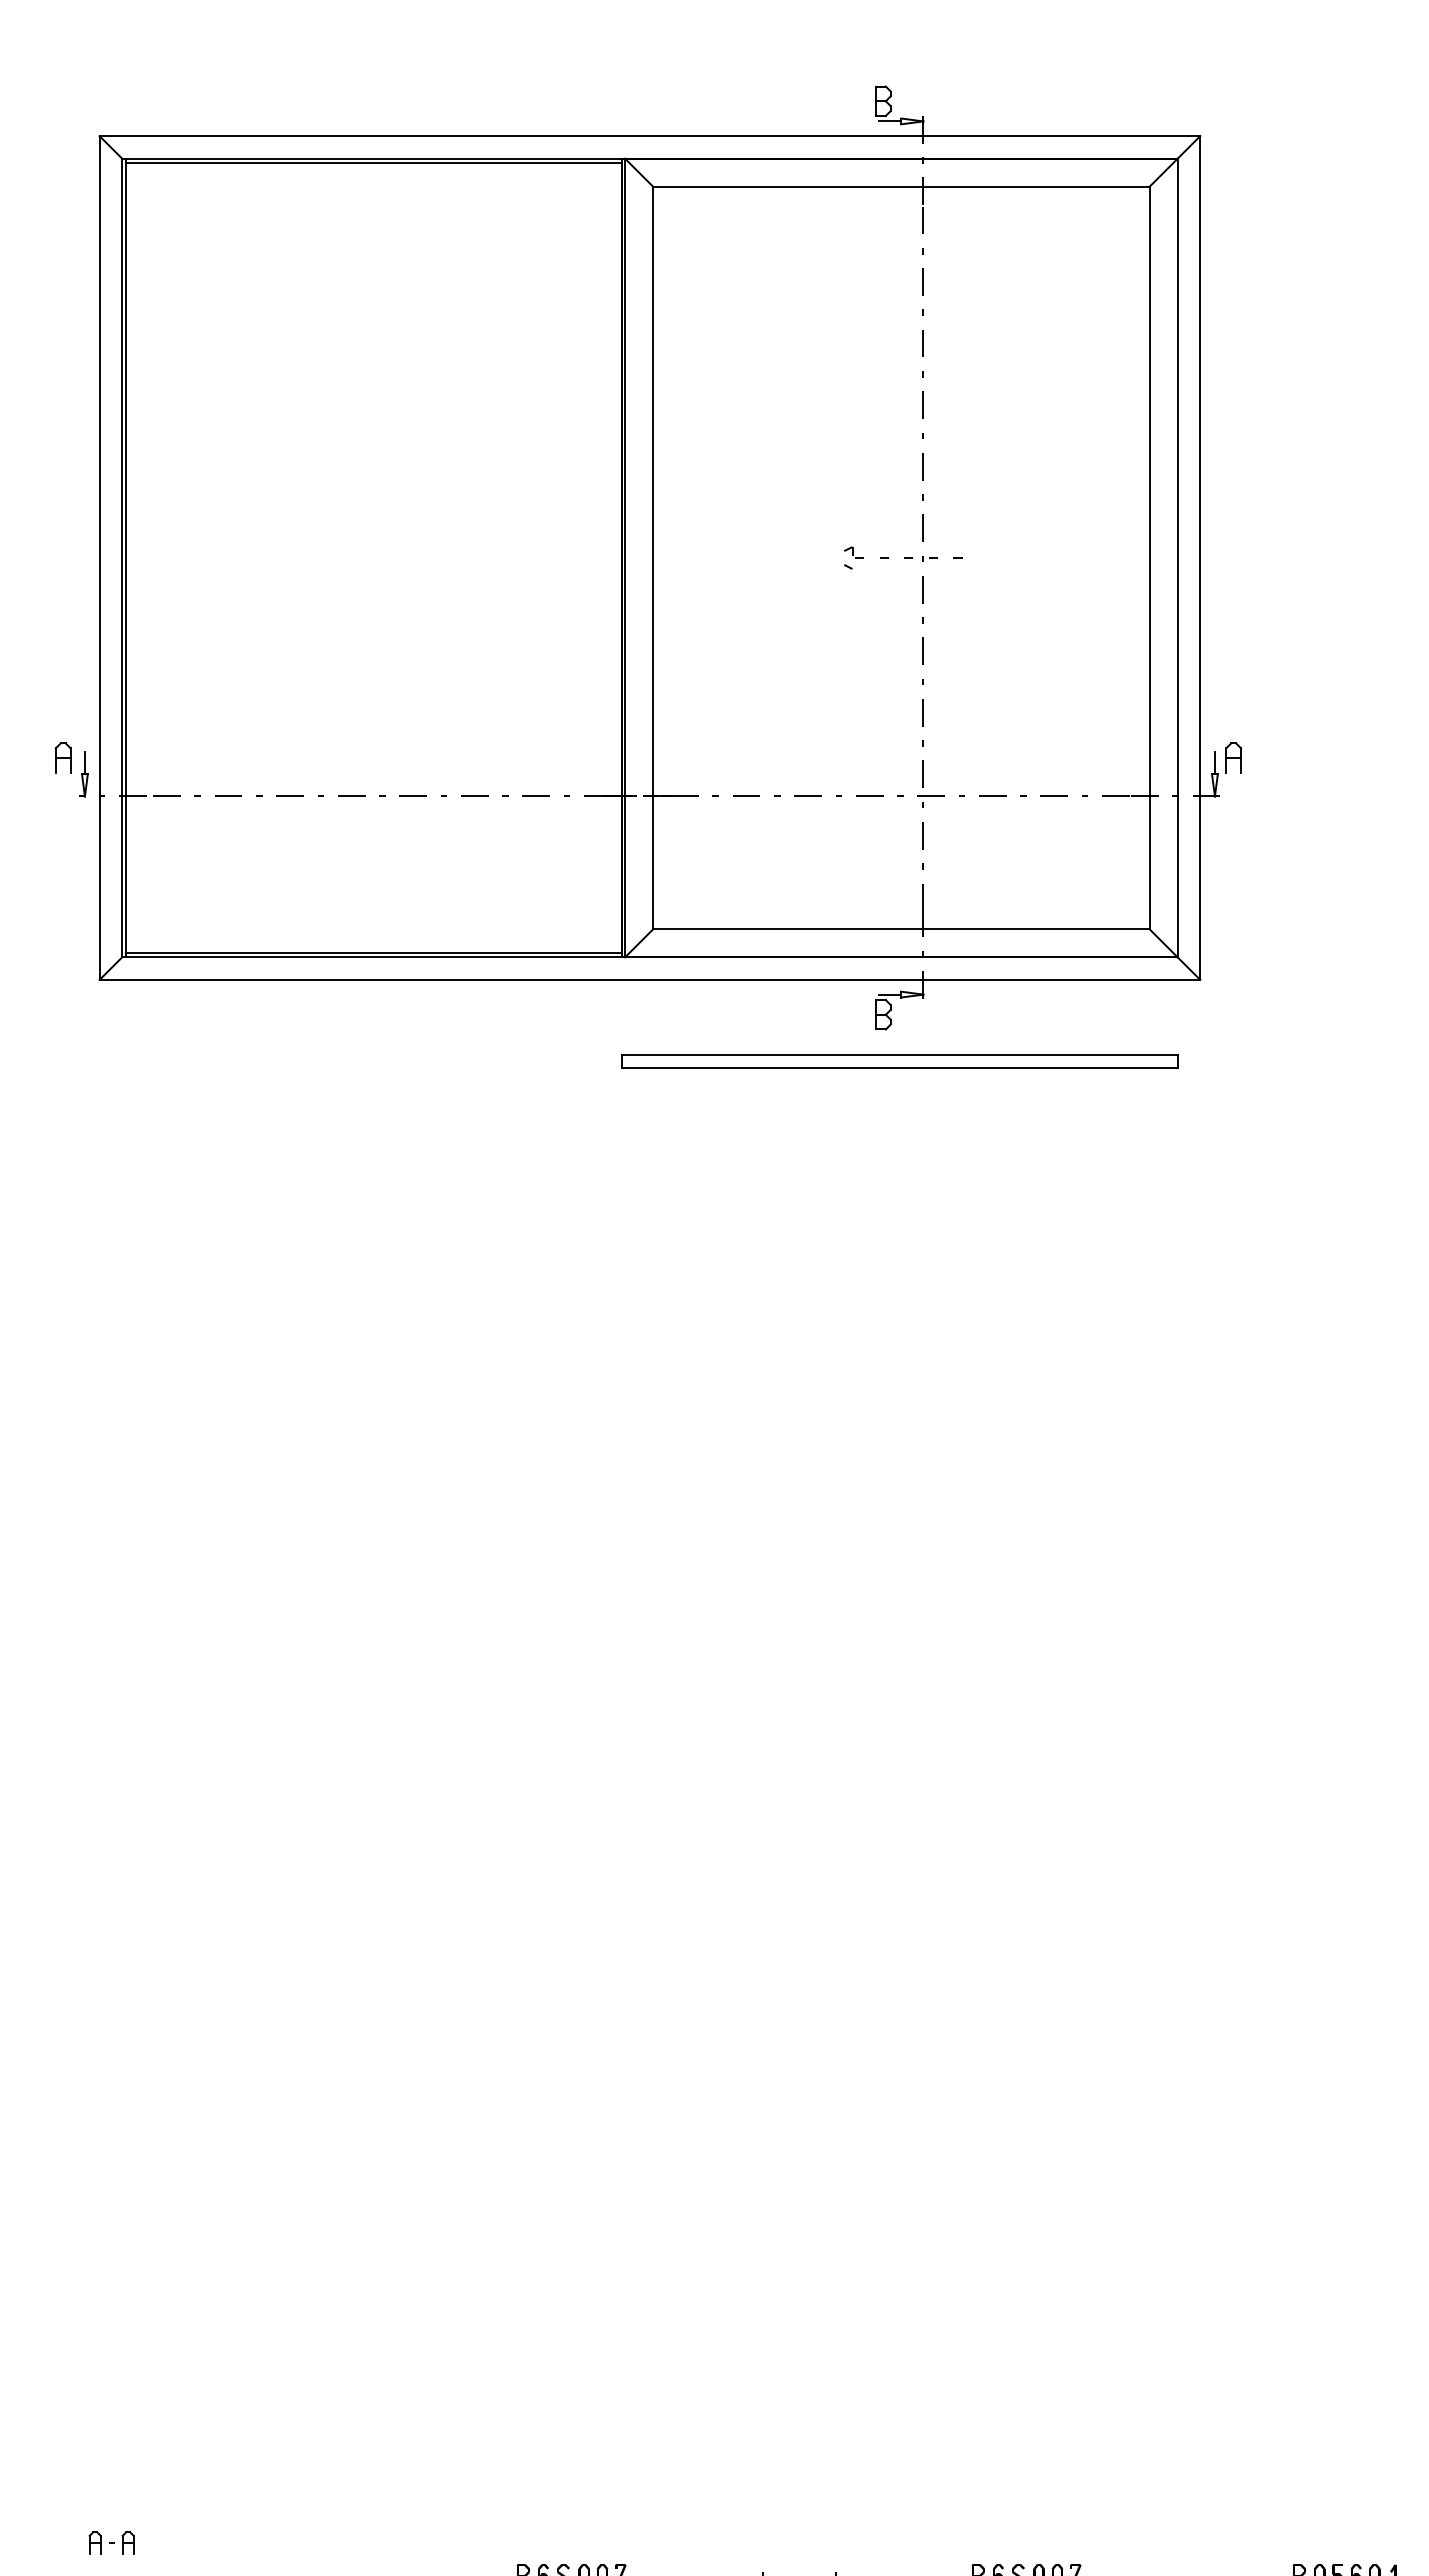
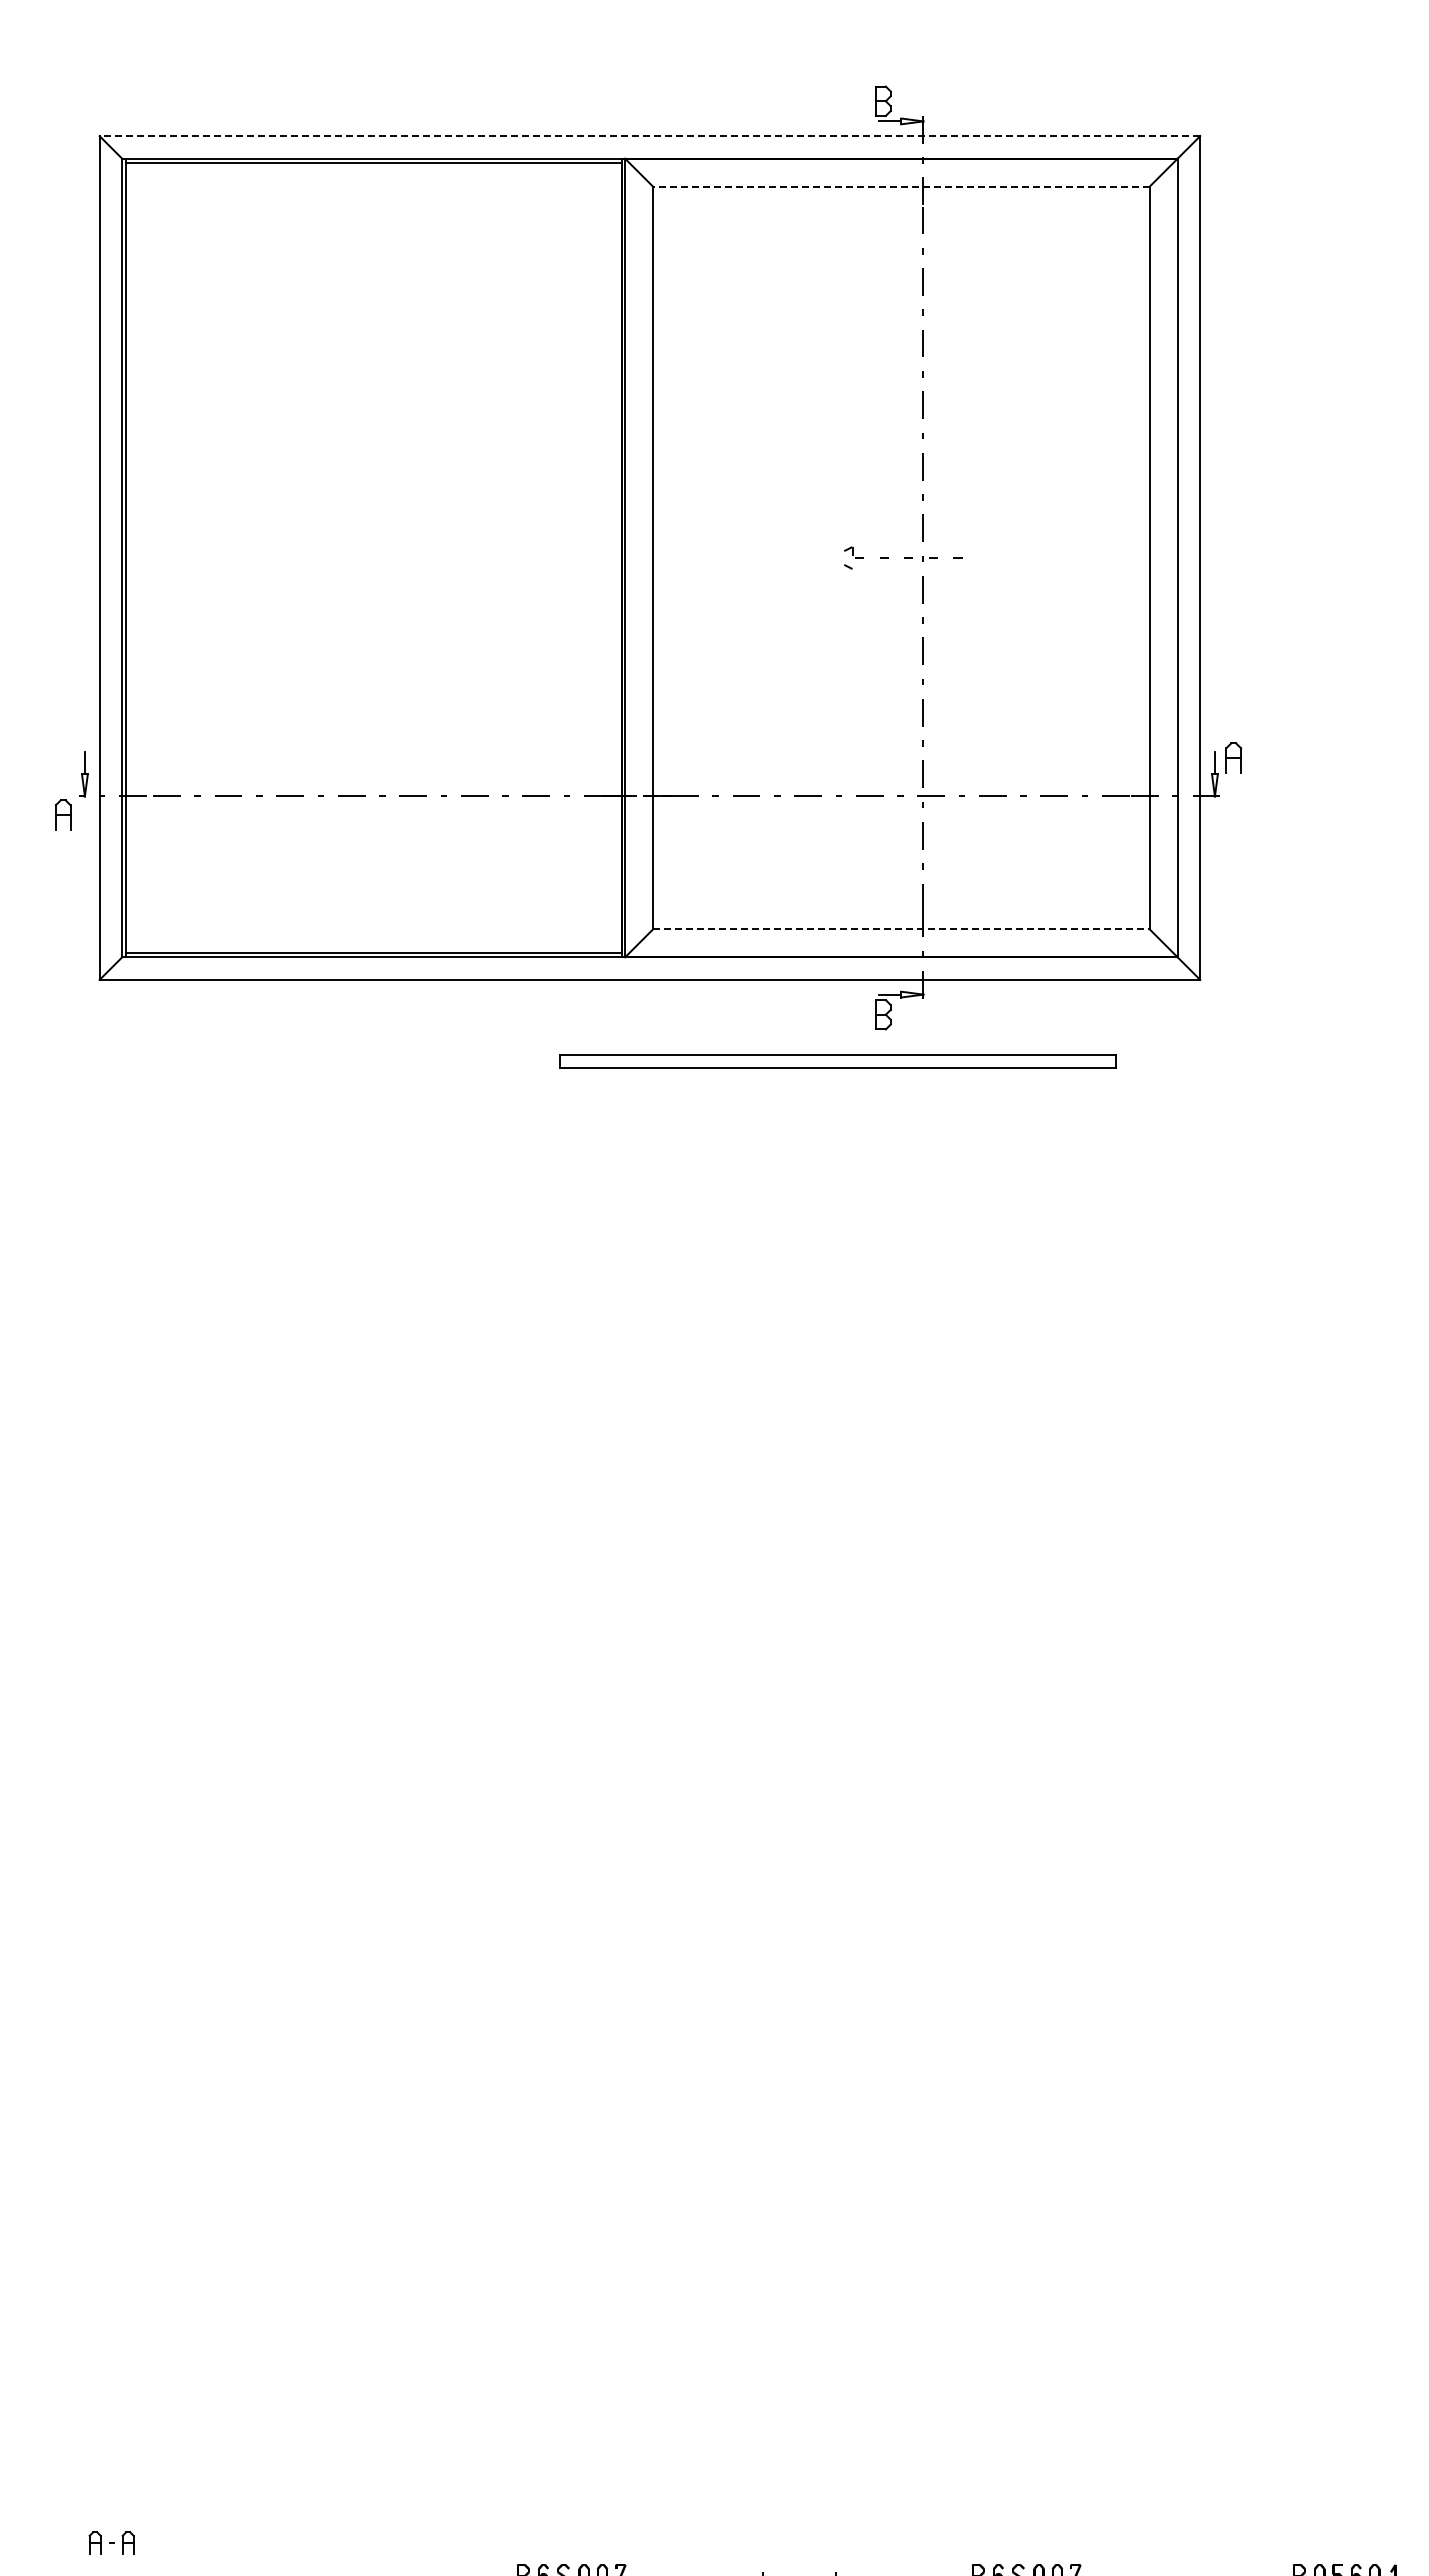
line: solid -> dashed (649, 136)
line: solid -> dashed (900, 186)
part position: (62, 757) -> (62, 814) (62, 814)
line: solid -> dashed (901, 929)
part position: (899, 1061) -> (837, 1061) (837, 1061)
